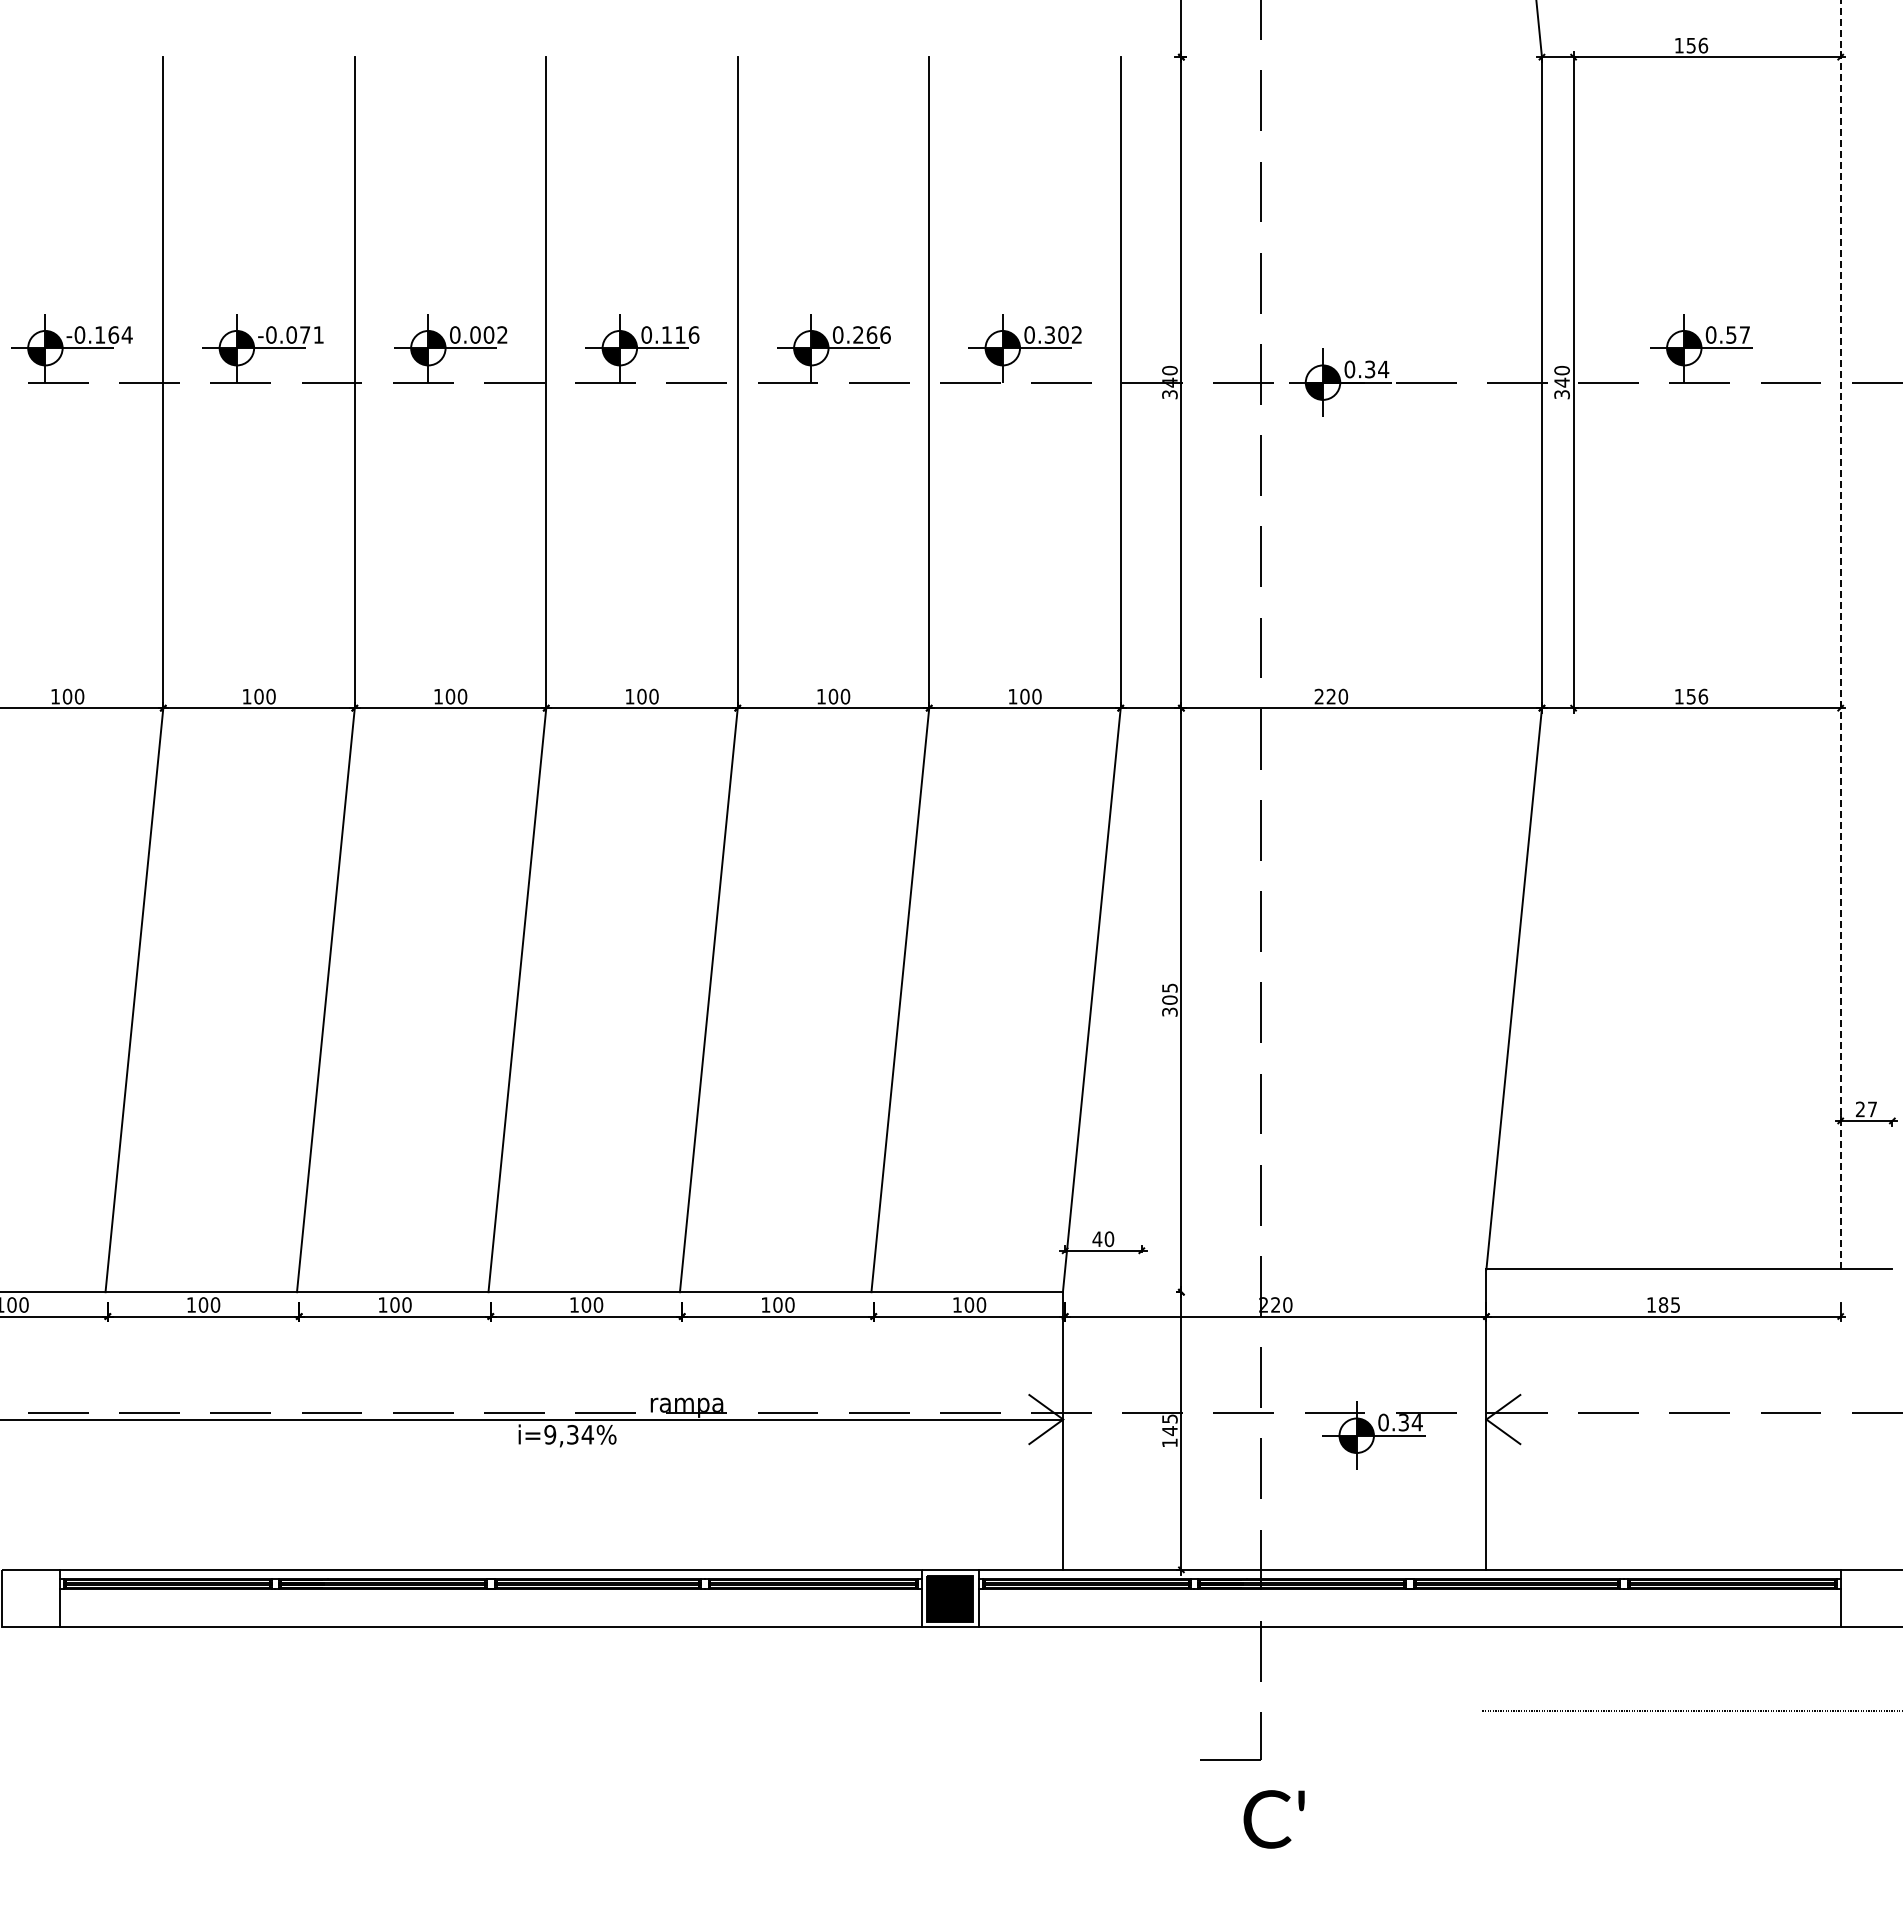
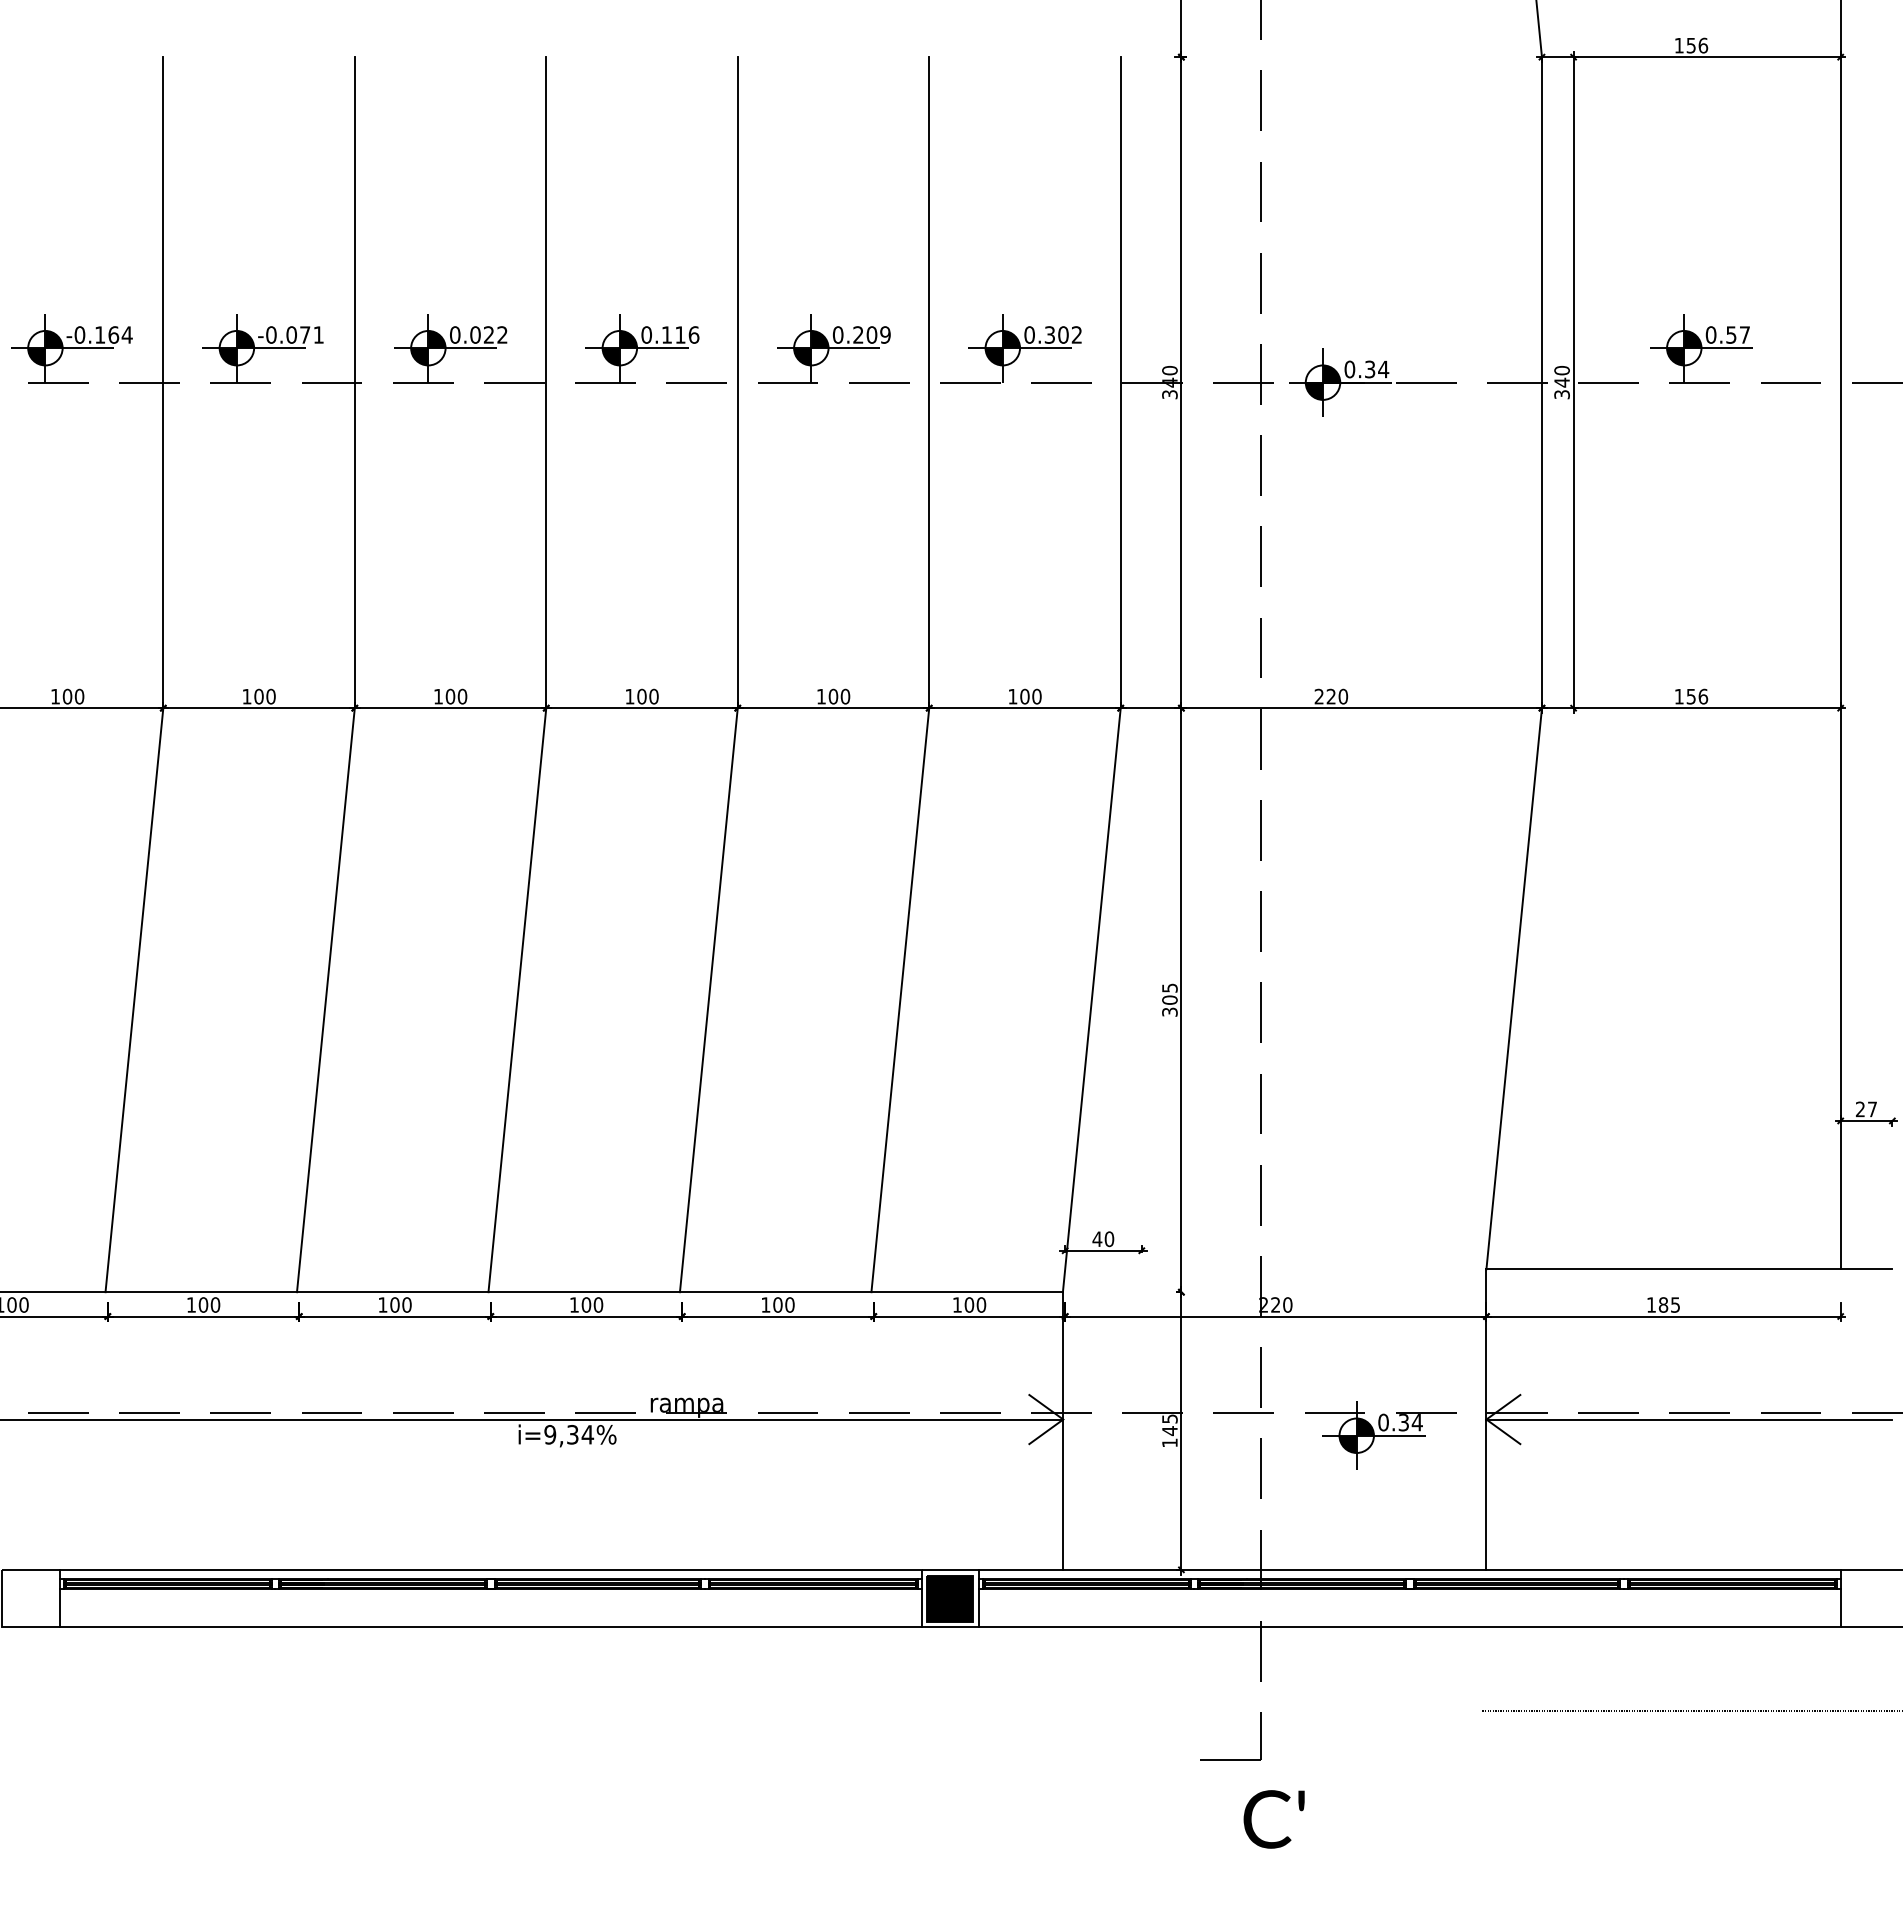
text: 0.002 -> 0.022 (488, 334)
text: 0.266 -> 0.209 (878, 334)
line: dashed -> solid (1840, 634)
line: none -> present (1689, 1419)
